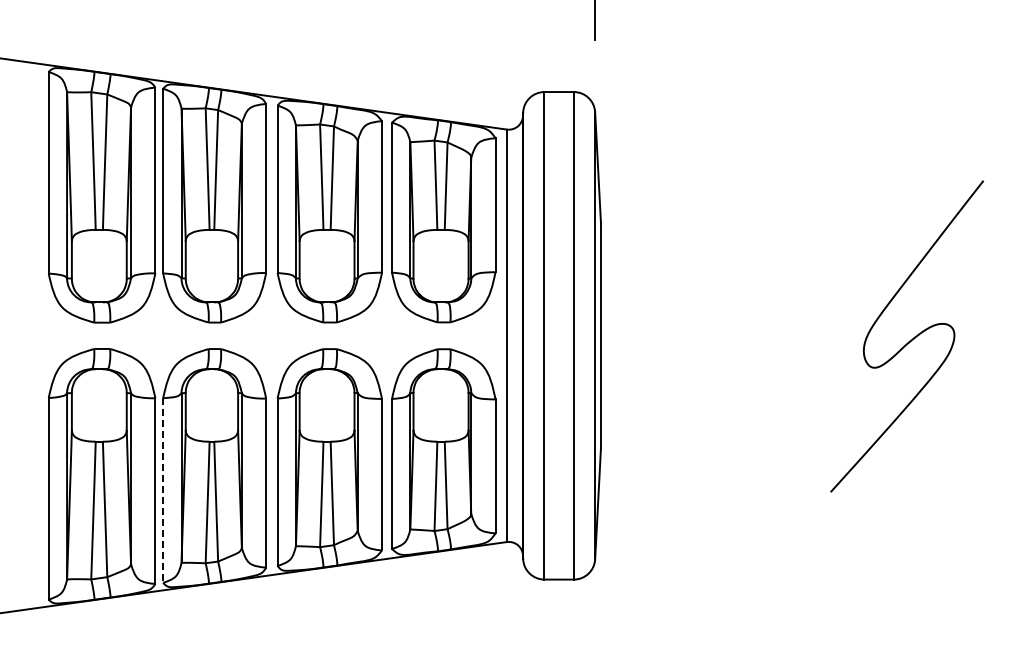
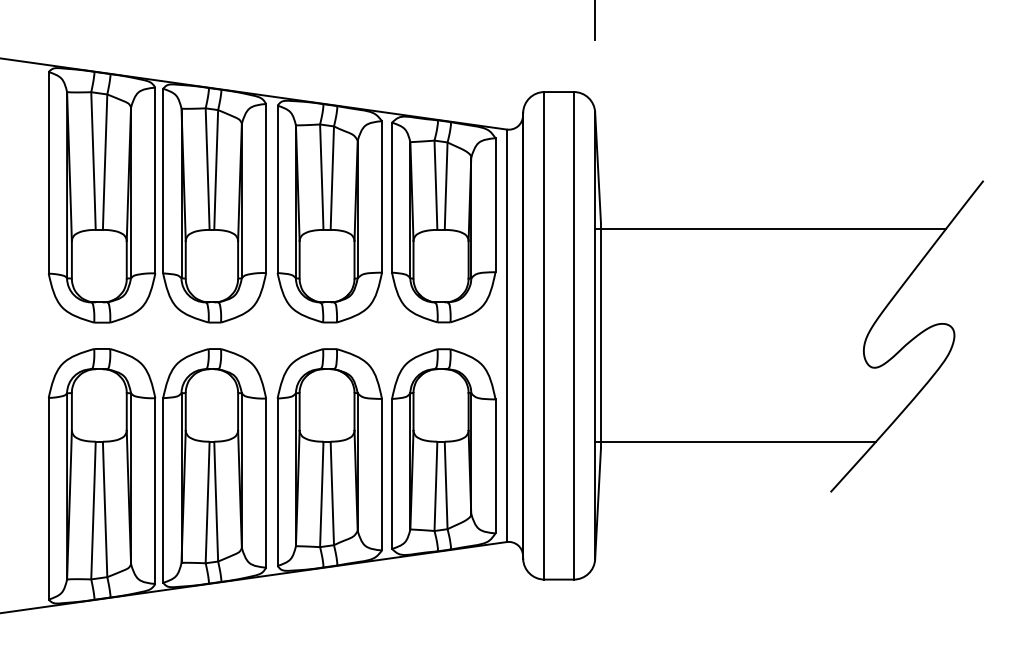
line: none -> present (770, 228)
line: none -> present (735, 442)
line: dashed -> solid (163, 491)
